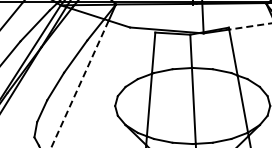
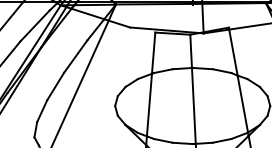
line: dashed -> solid (249, 26)
line: dashed -> solid (79, 84)
